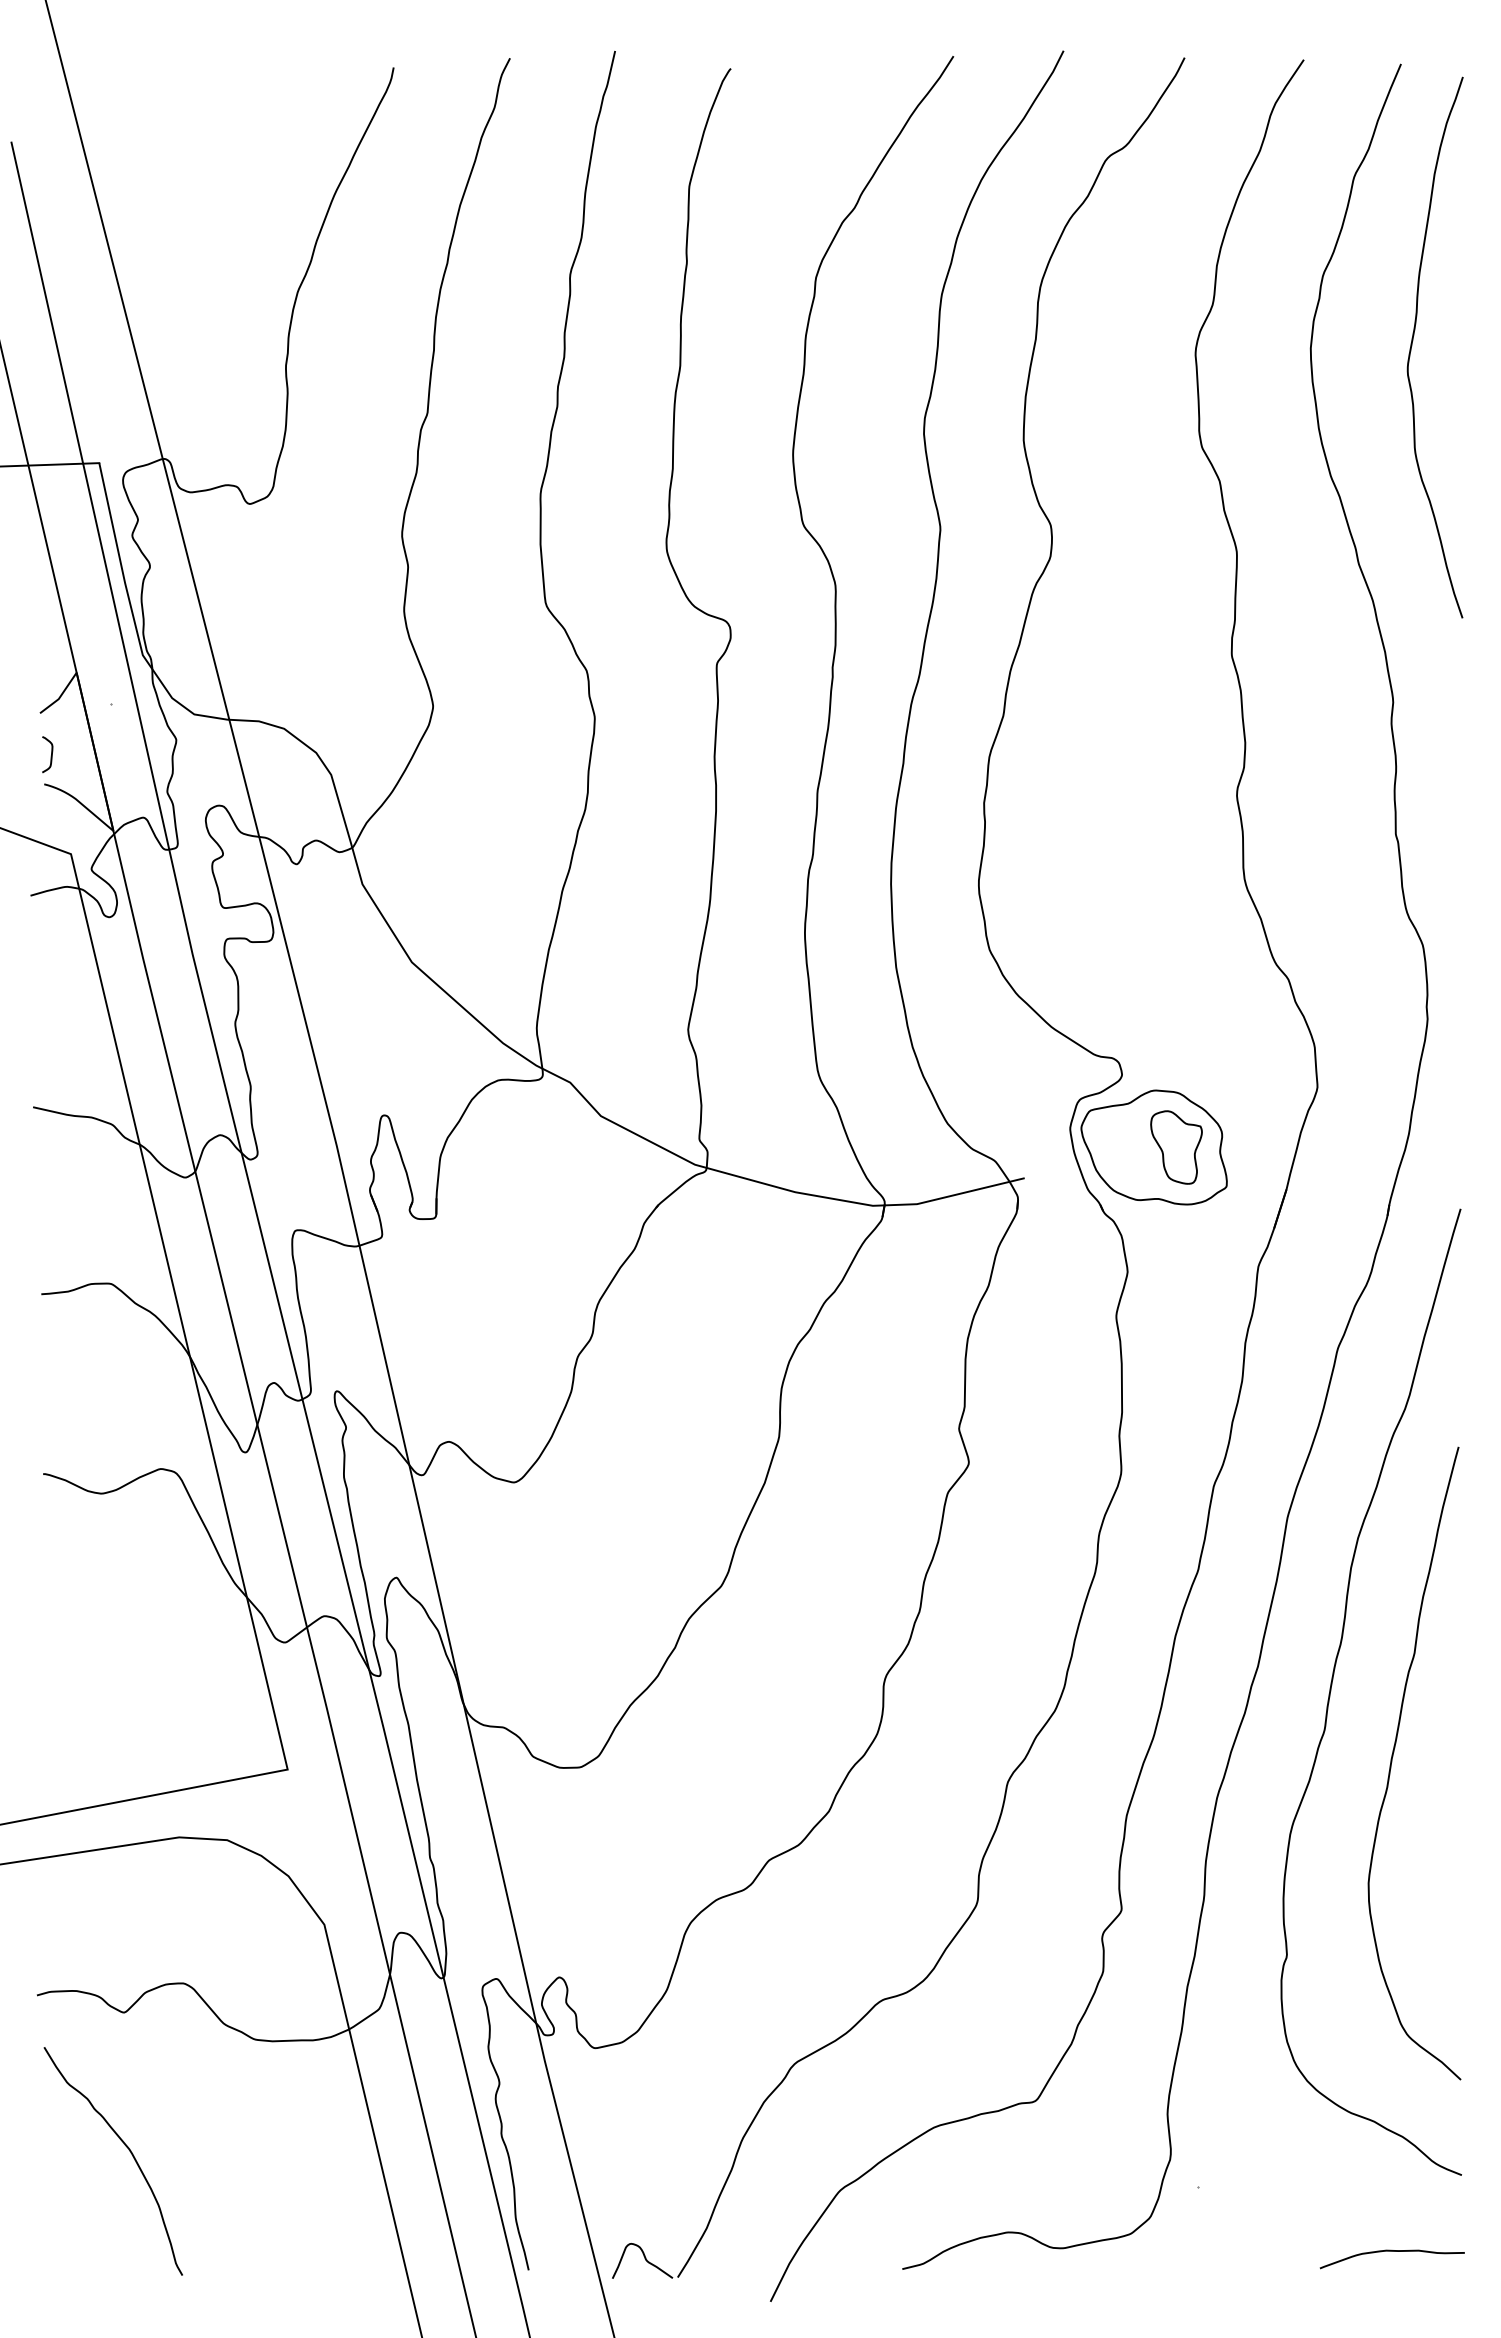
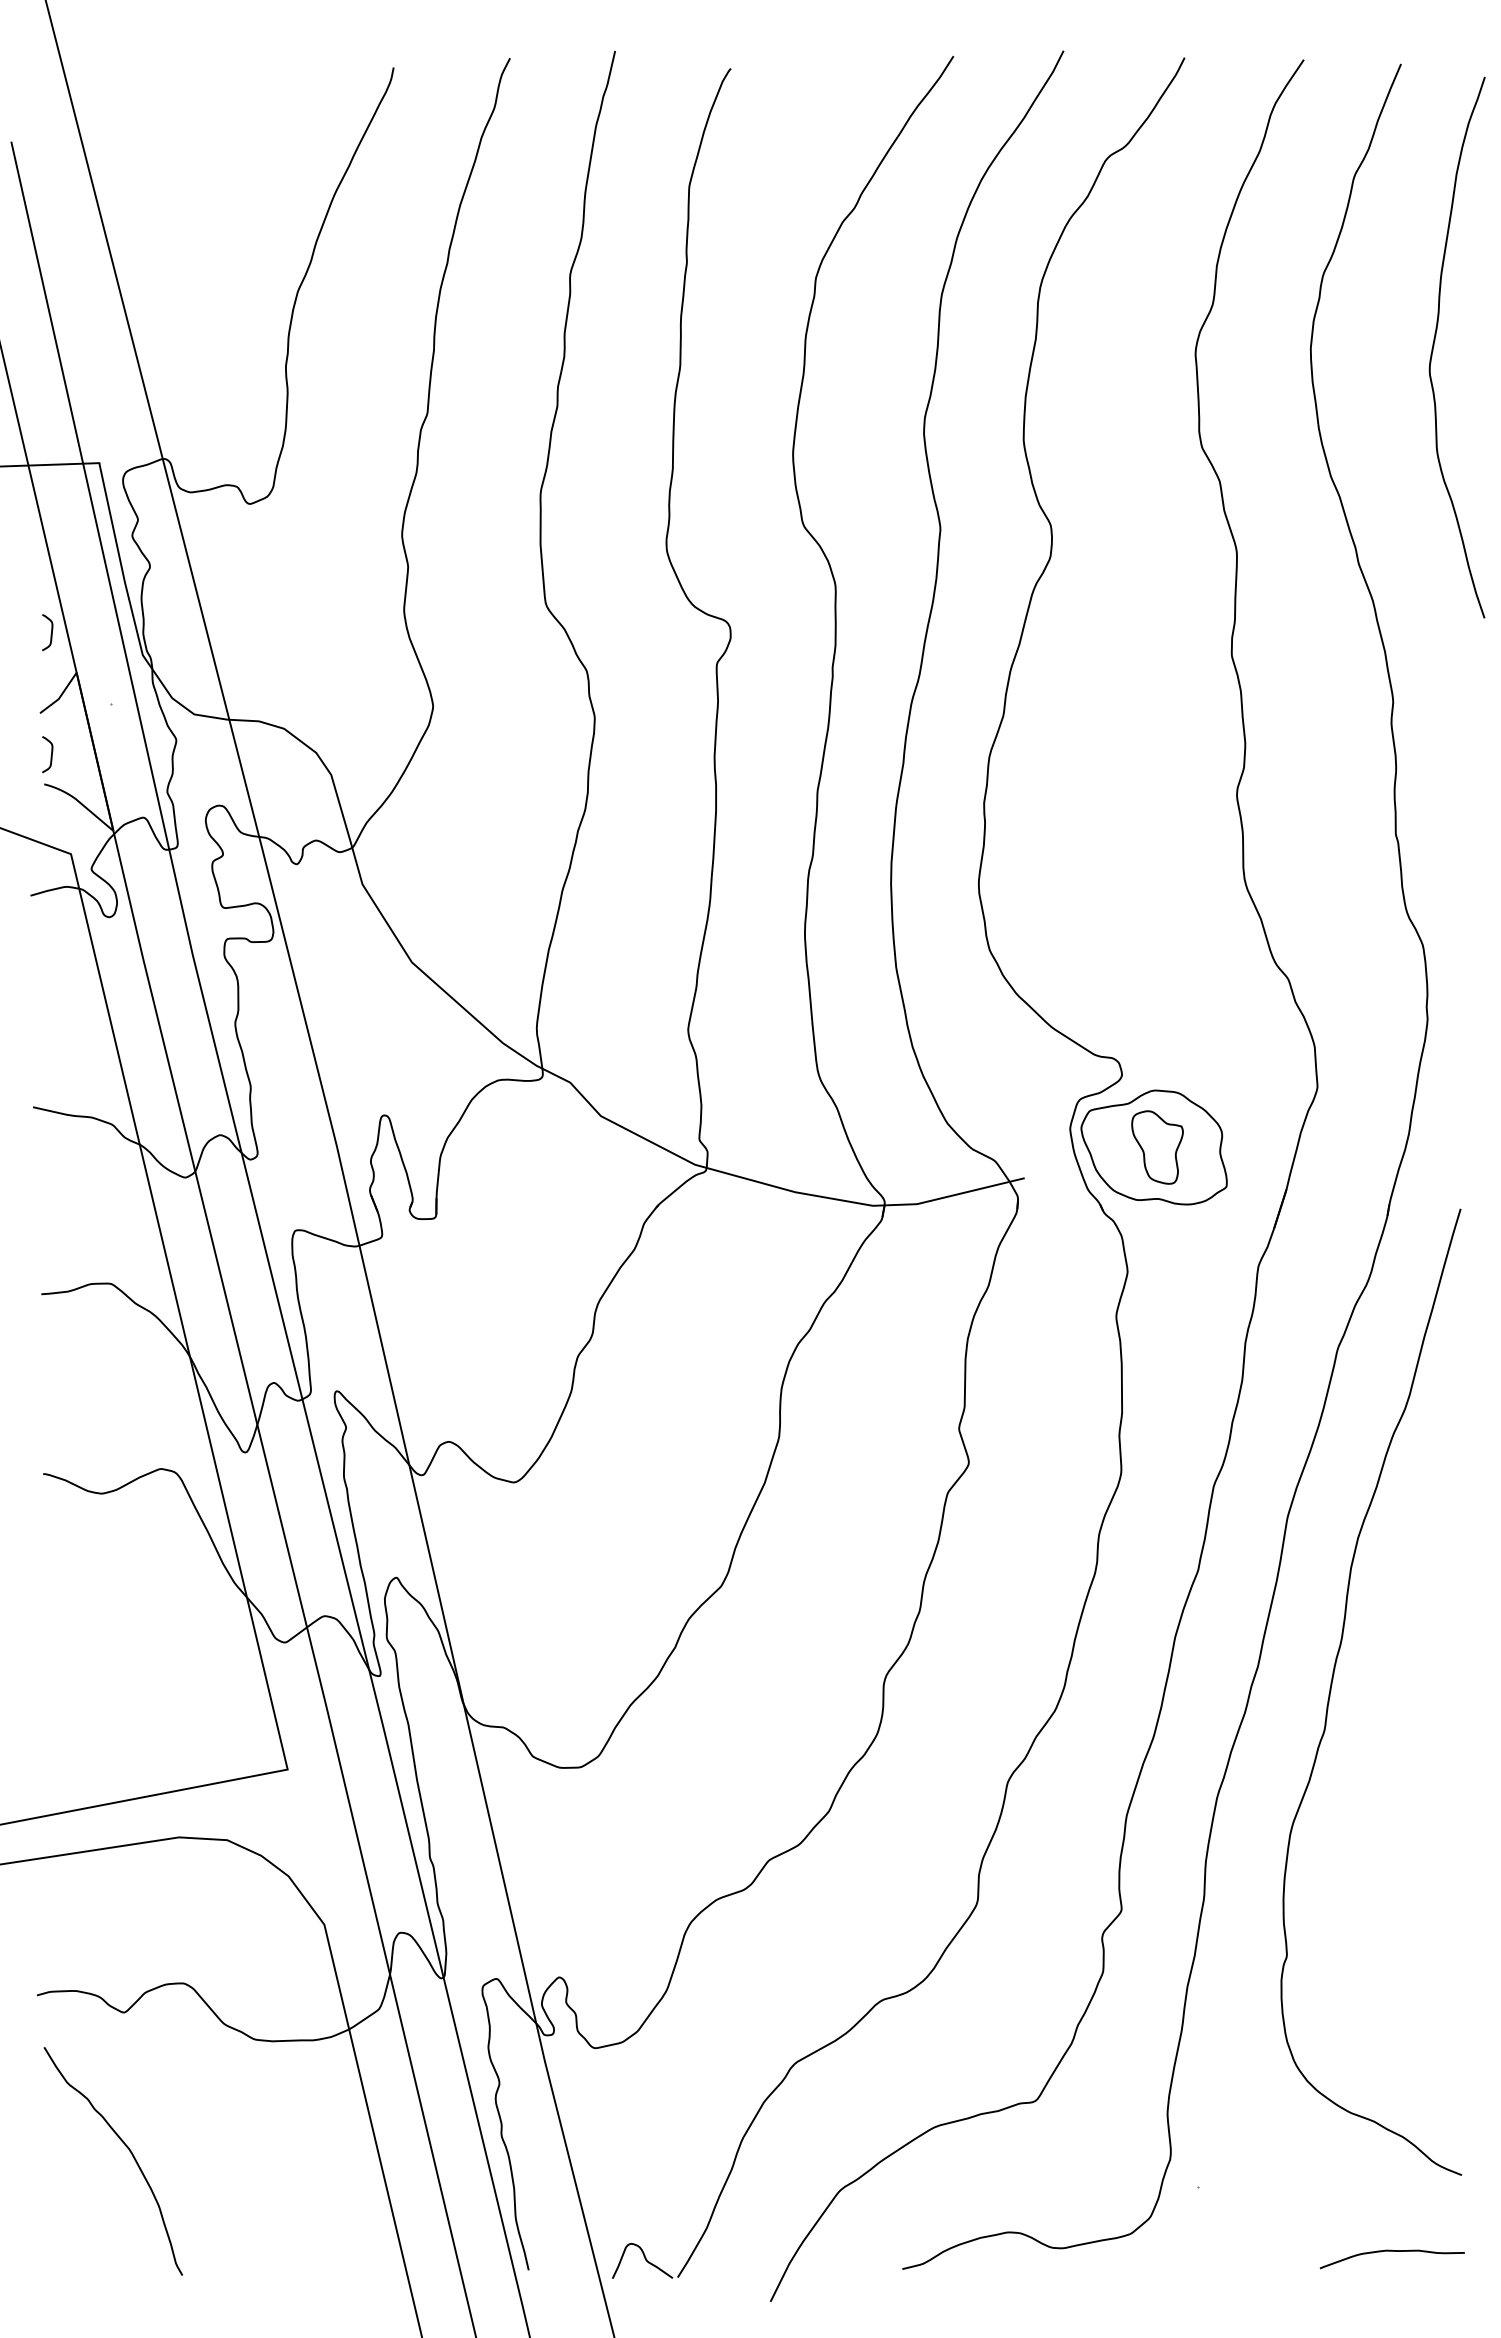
curve position: (1412, 346) -> (1434, 346) (1434, 346)
curve: none -> present (50, 634)
part position: (1176, 1147) -> (1157, 1147) (1157, 1147)
curve: present -> none (1392, 1762)
